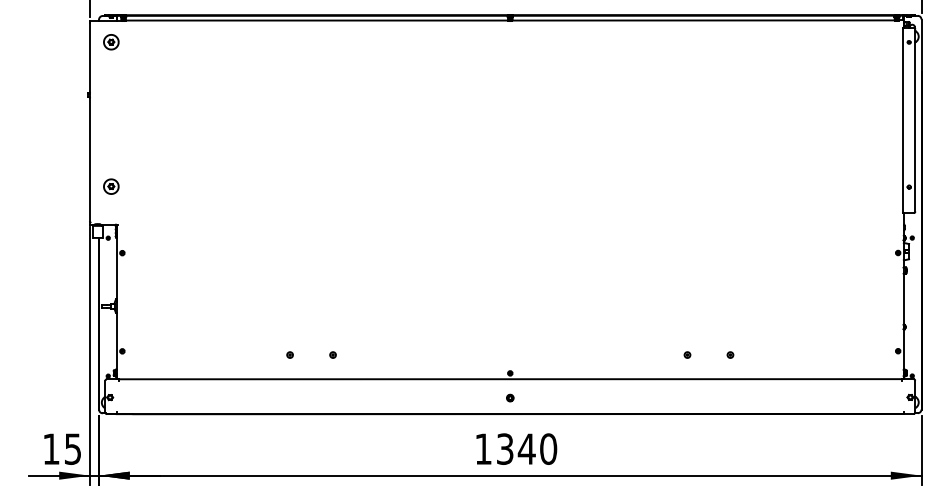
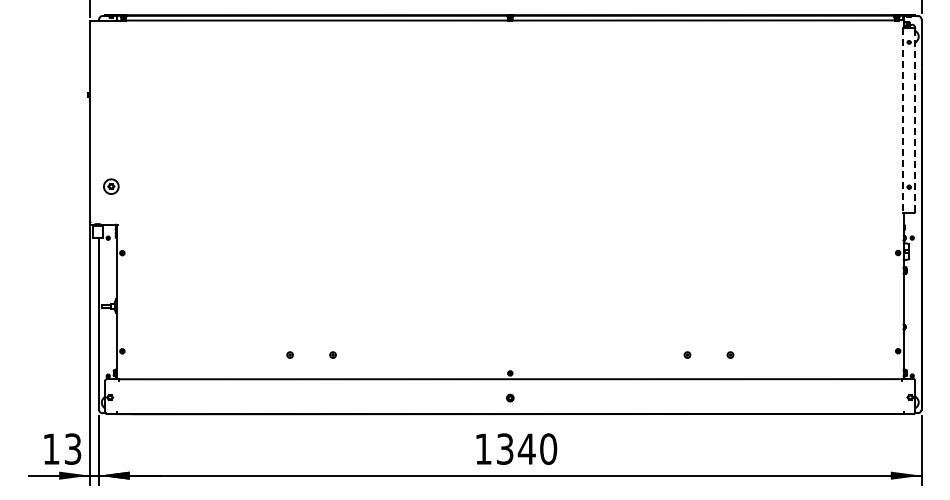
part: present -> none (111, 42)
line: solid -> dashed (915, 119)
line: solid -> dashed (903, 120)
text: 15 -> 13 (73, 448)
